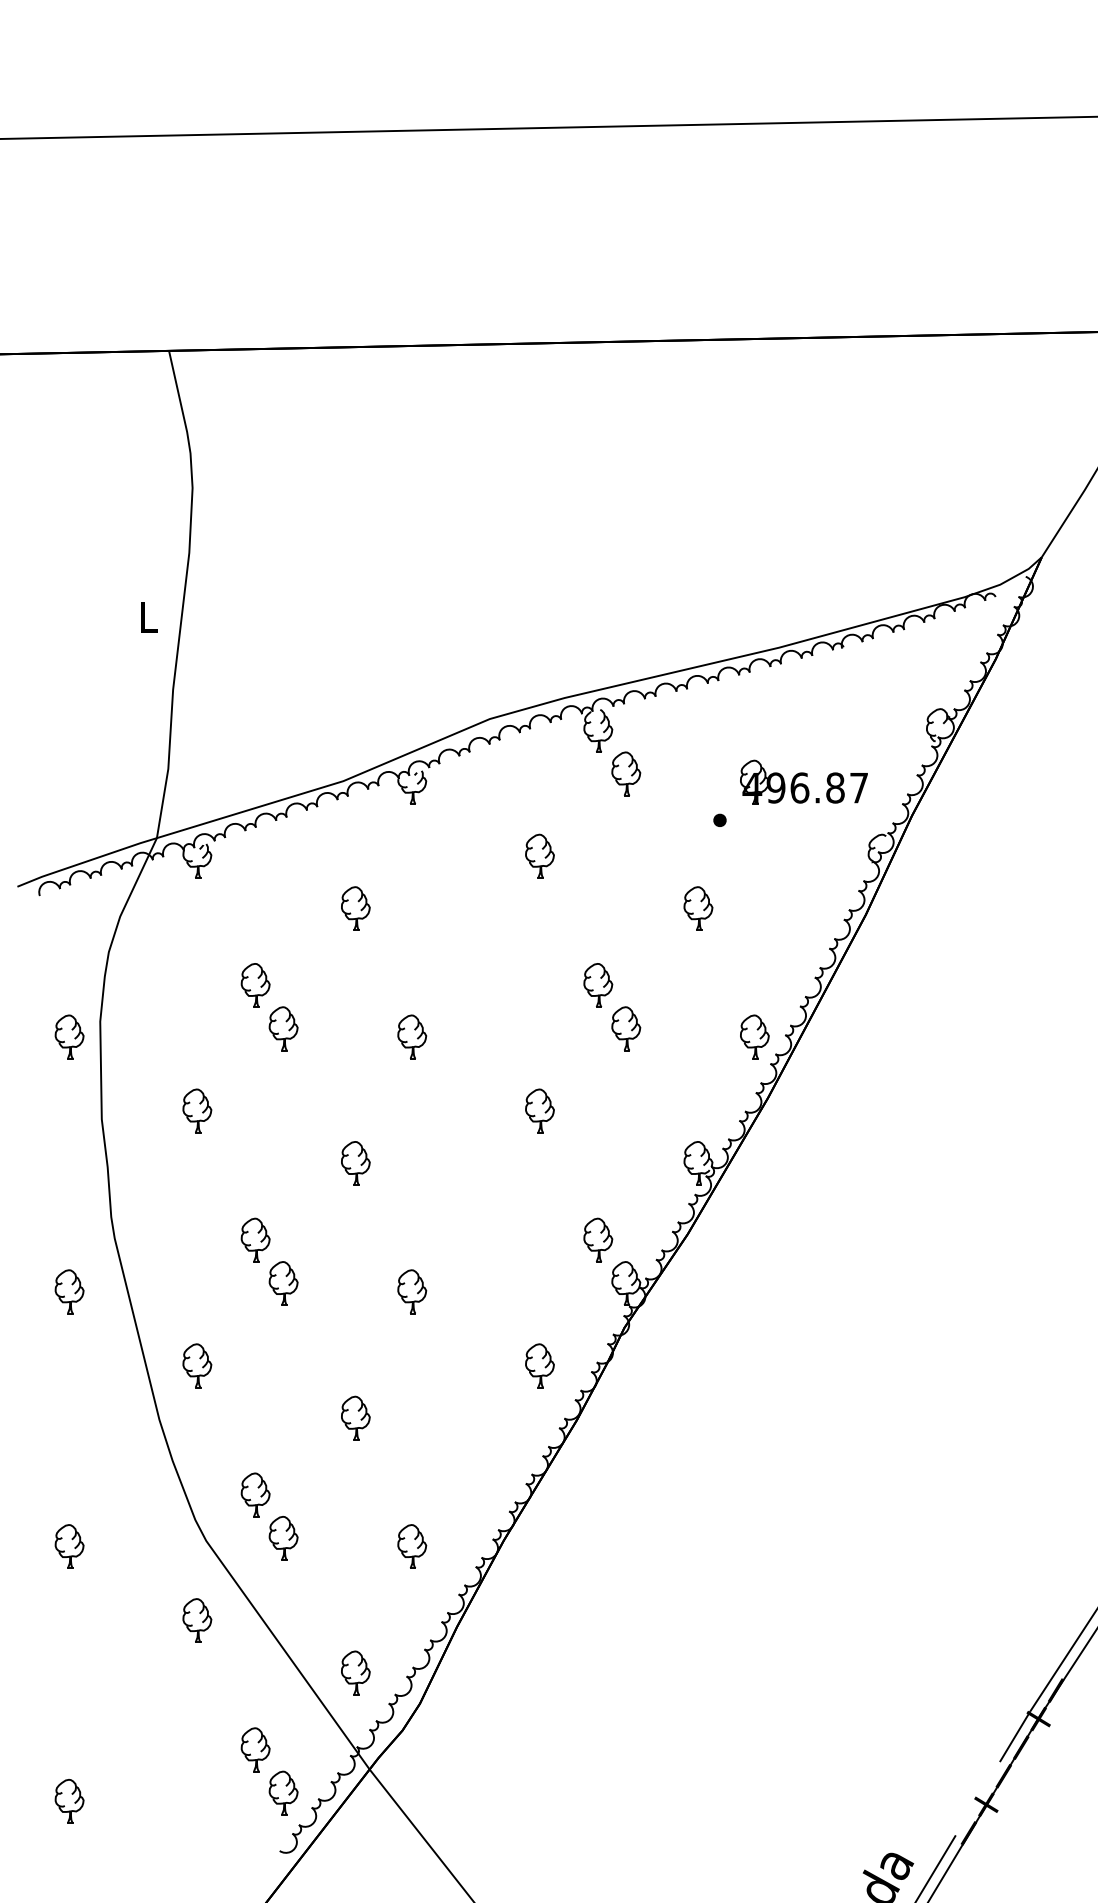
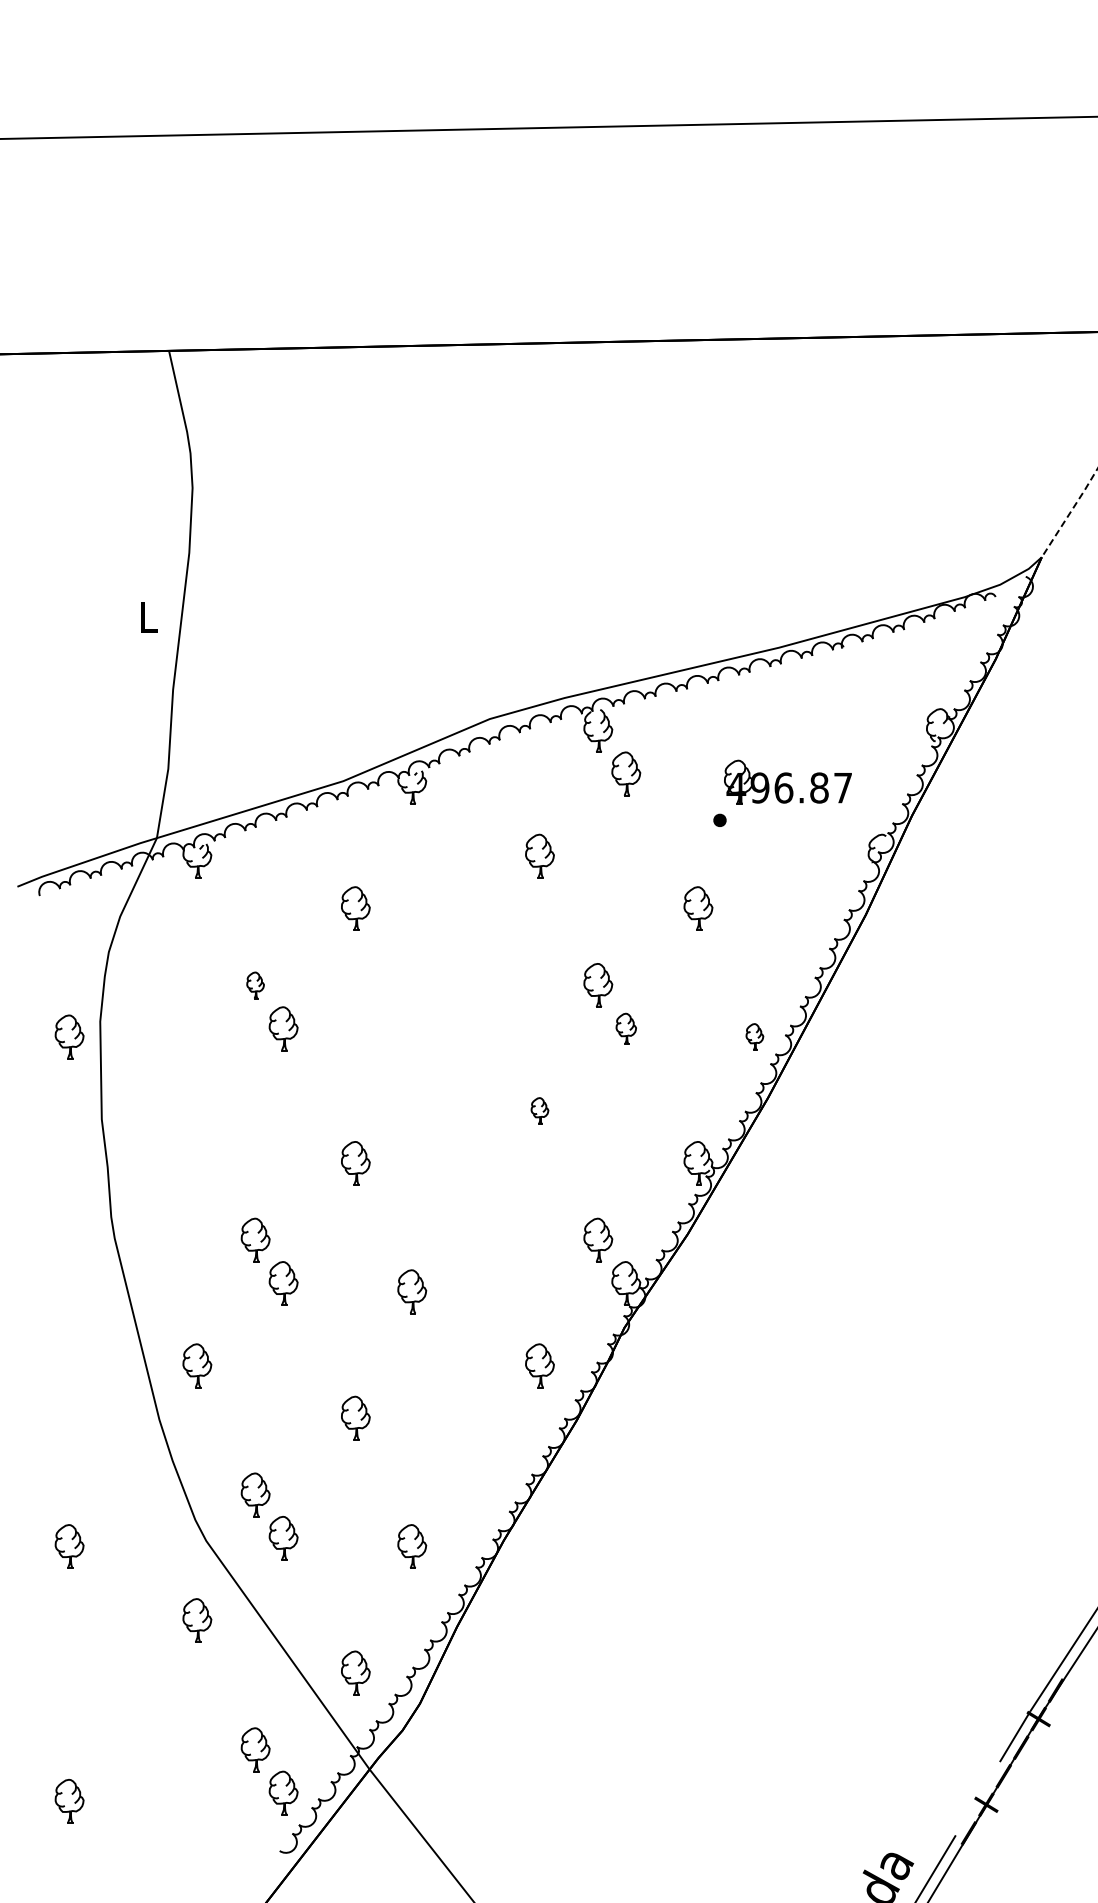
line: solid -> dashed (1070, 512)
part position: (803, 781) -> (787, 781) (787, 781)
part size: 31x45 px -> 19x29 px (255, 985)
part size: 31x46 px -> 22x33 px (625, 1028)
part: present -> none (412, 1036)
part size: 30x46 px -> 20x28 px (754, 1036)
part: present -> none (197, 1110)
part size: 30x46 px -> 20x28 px (539, 1110)
part: present -> none (69, 1291)
